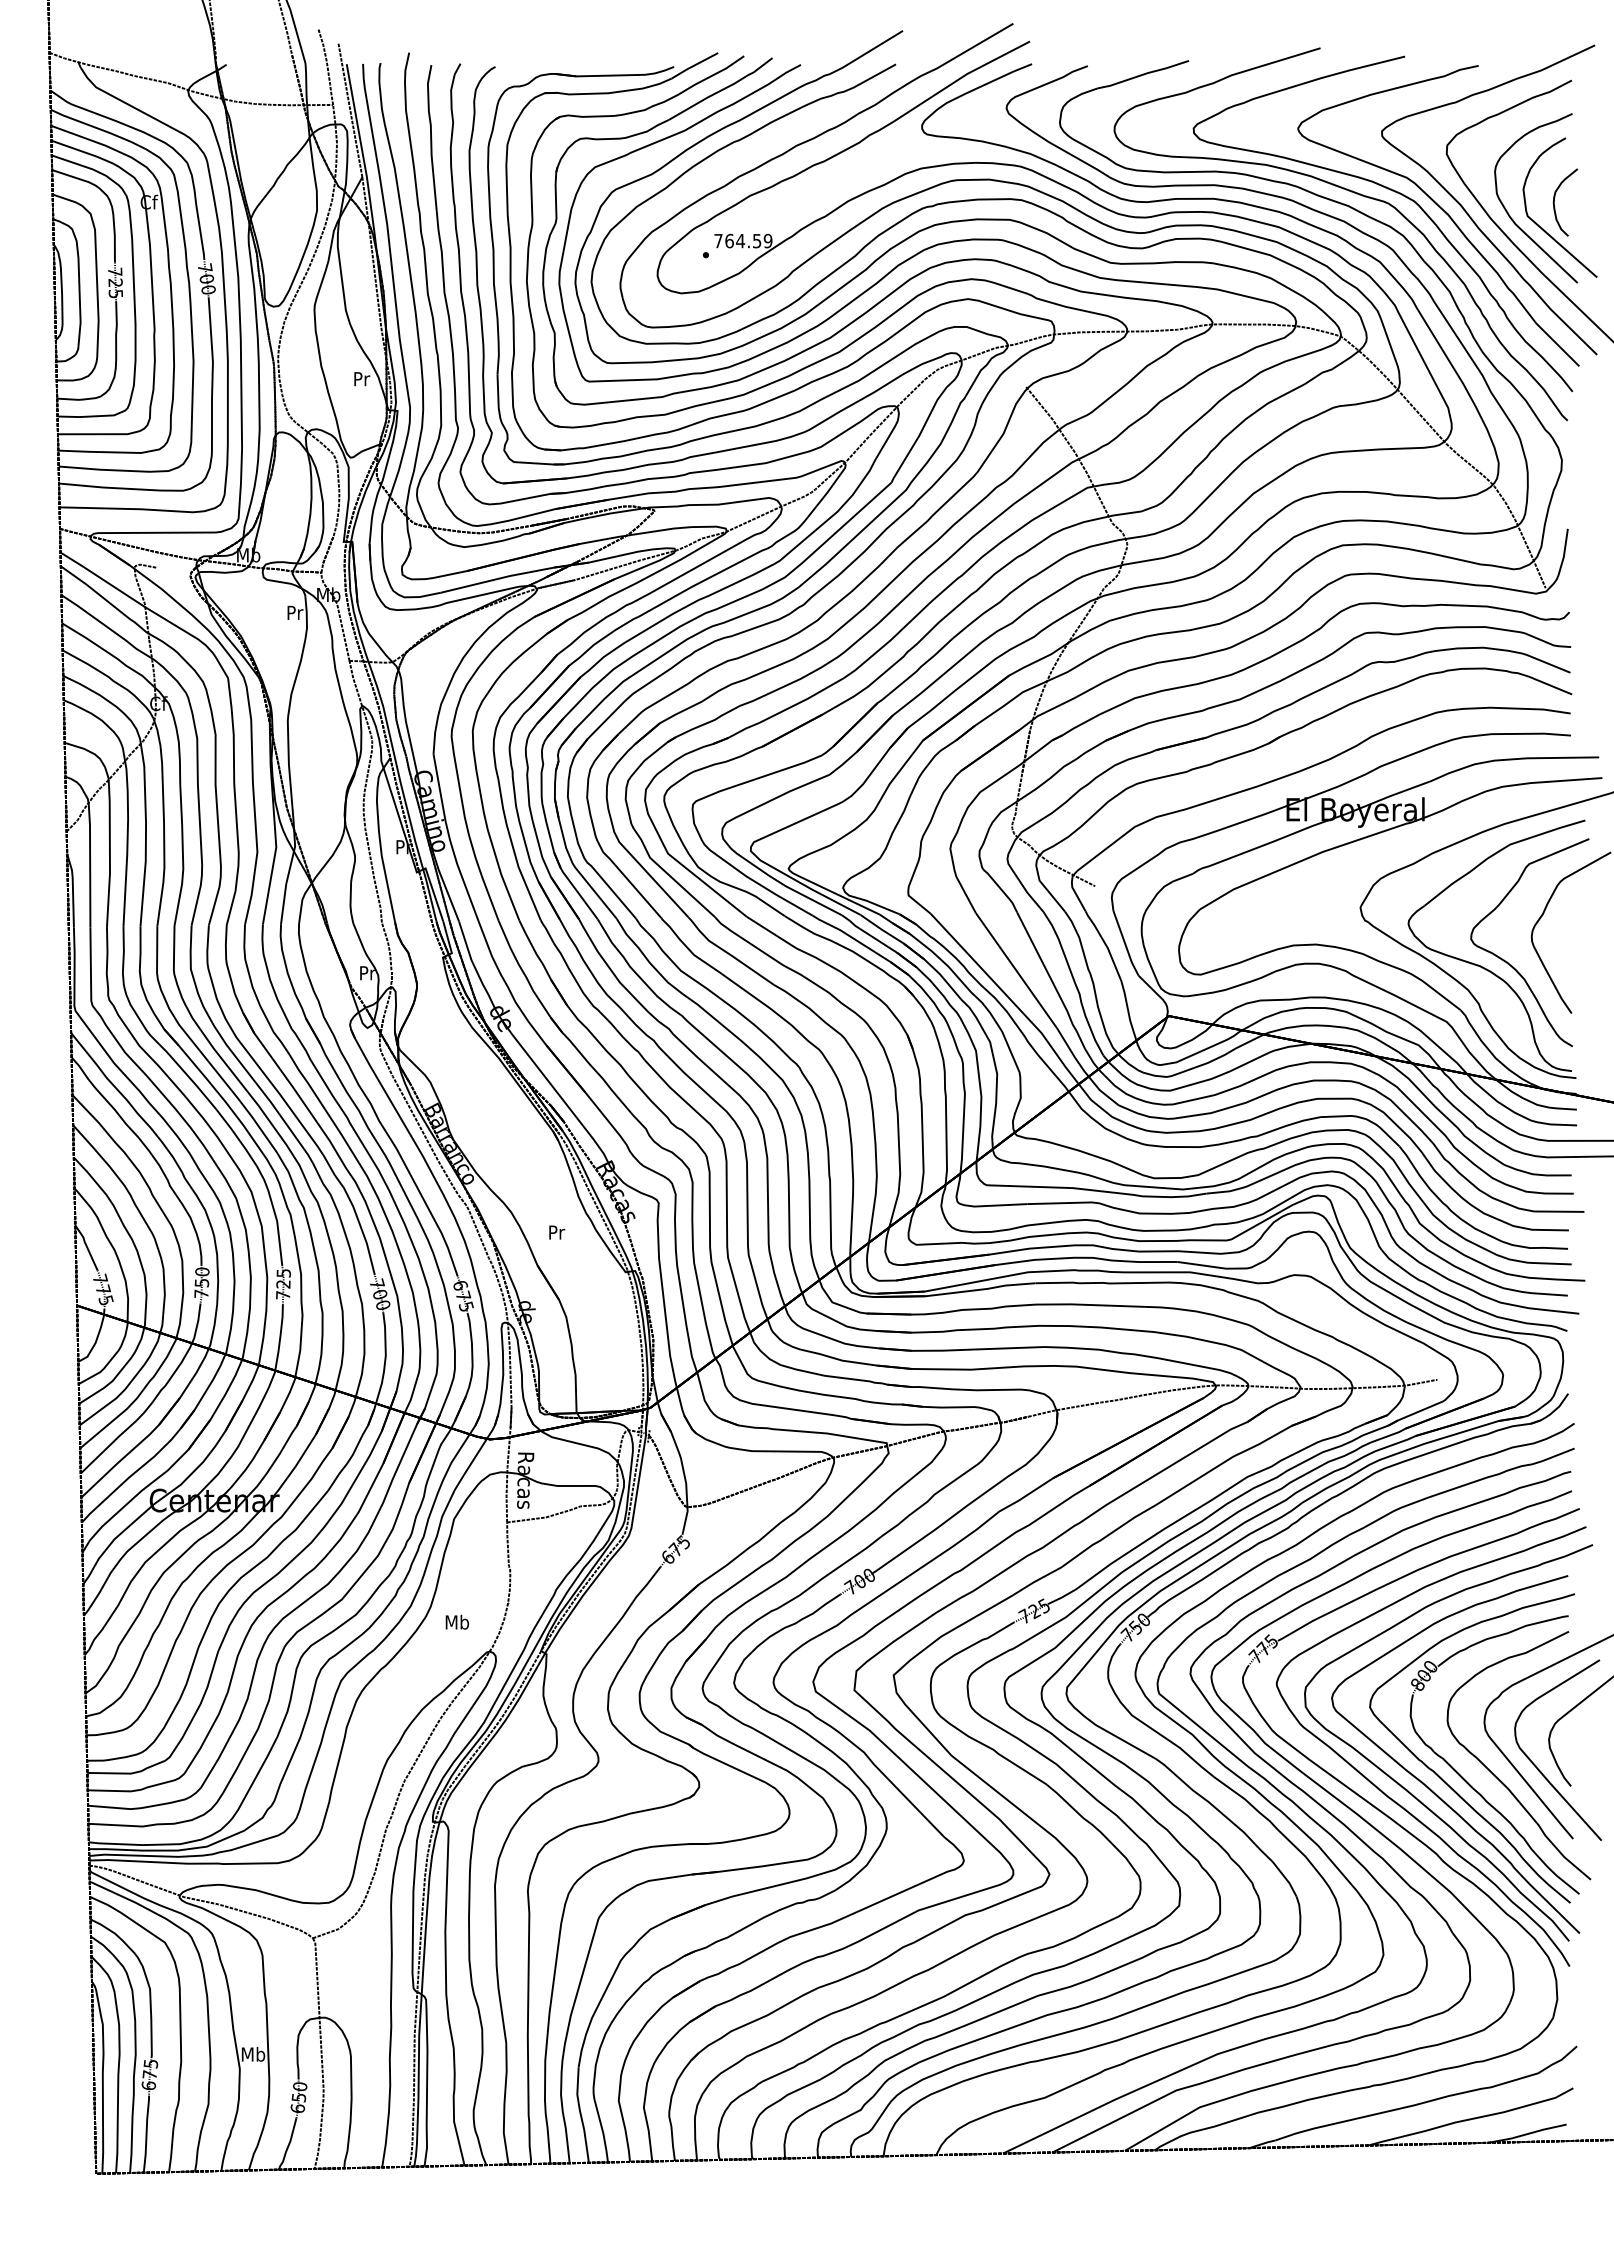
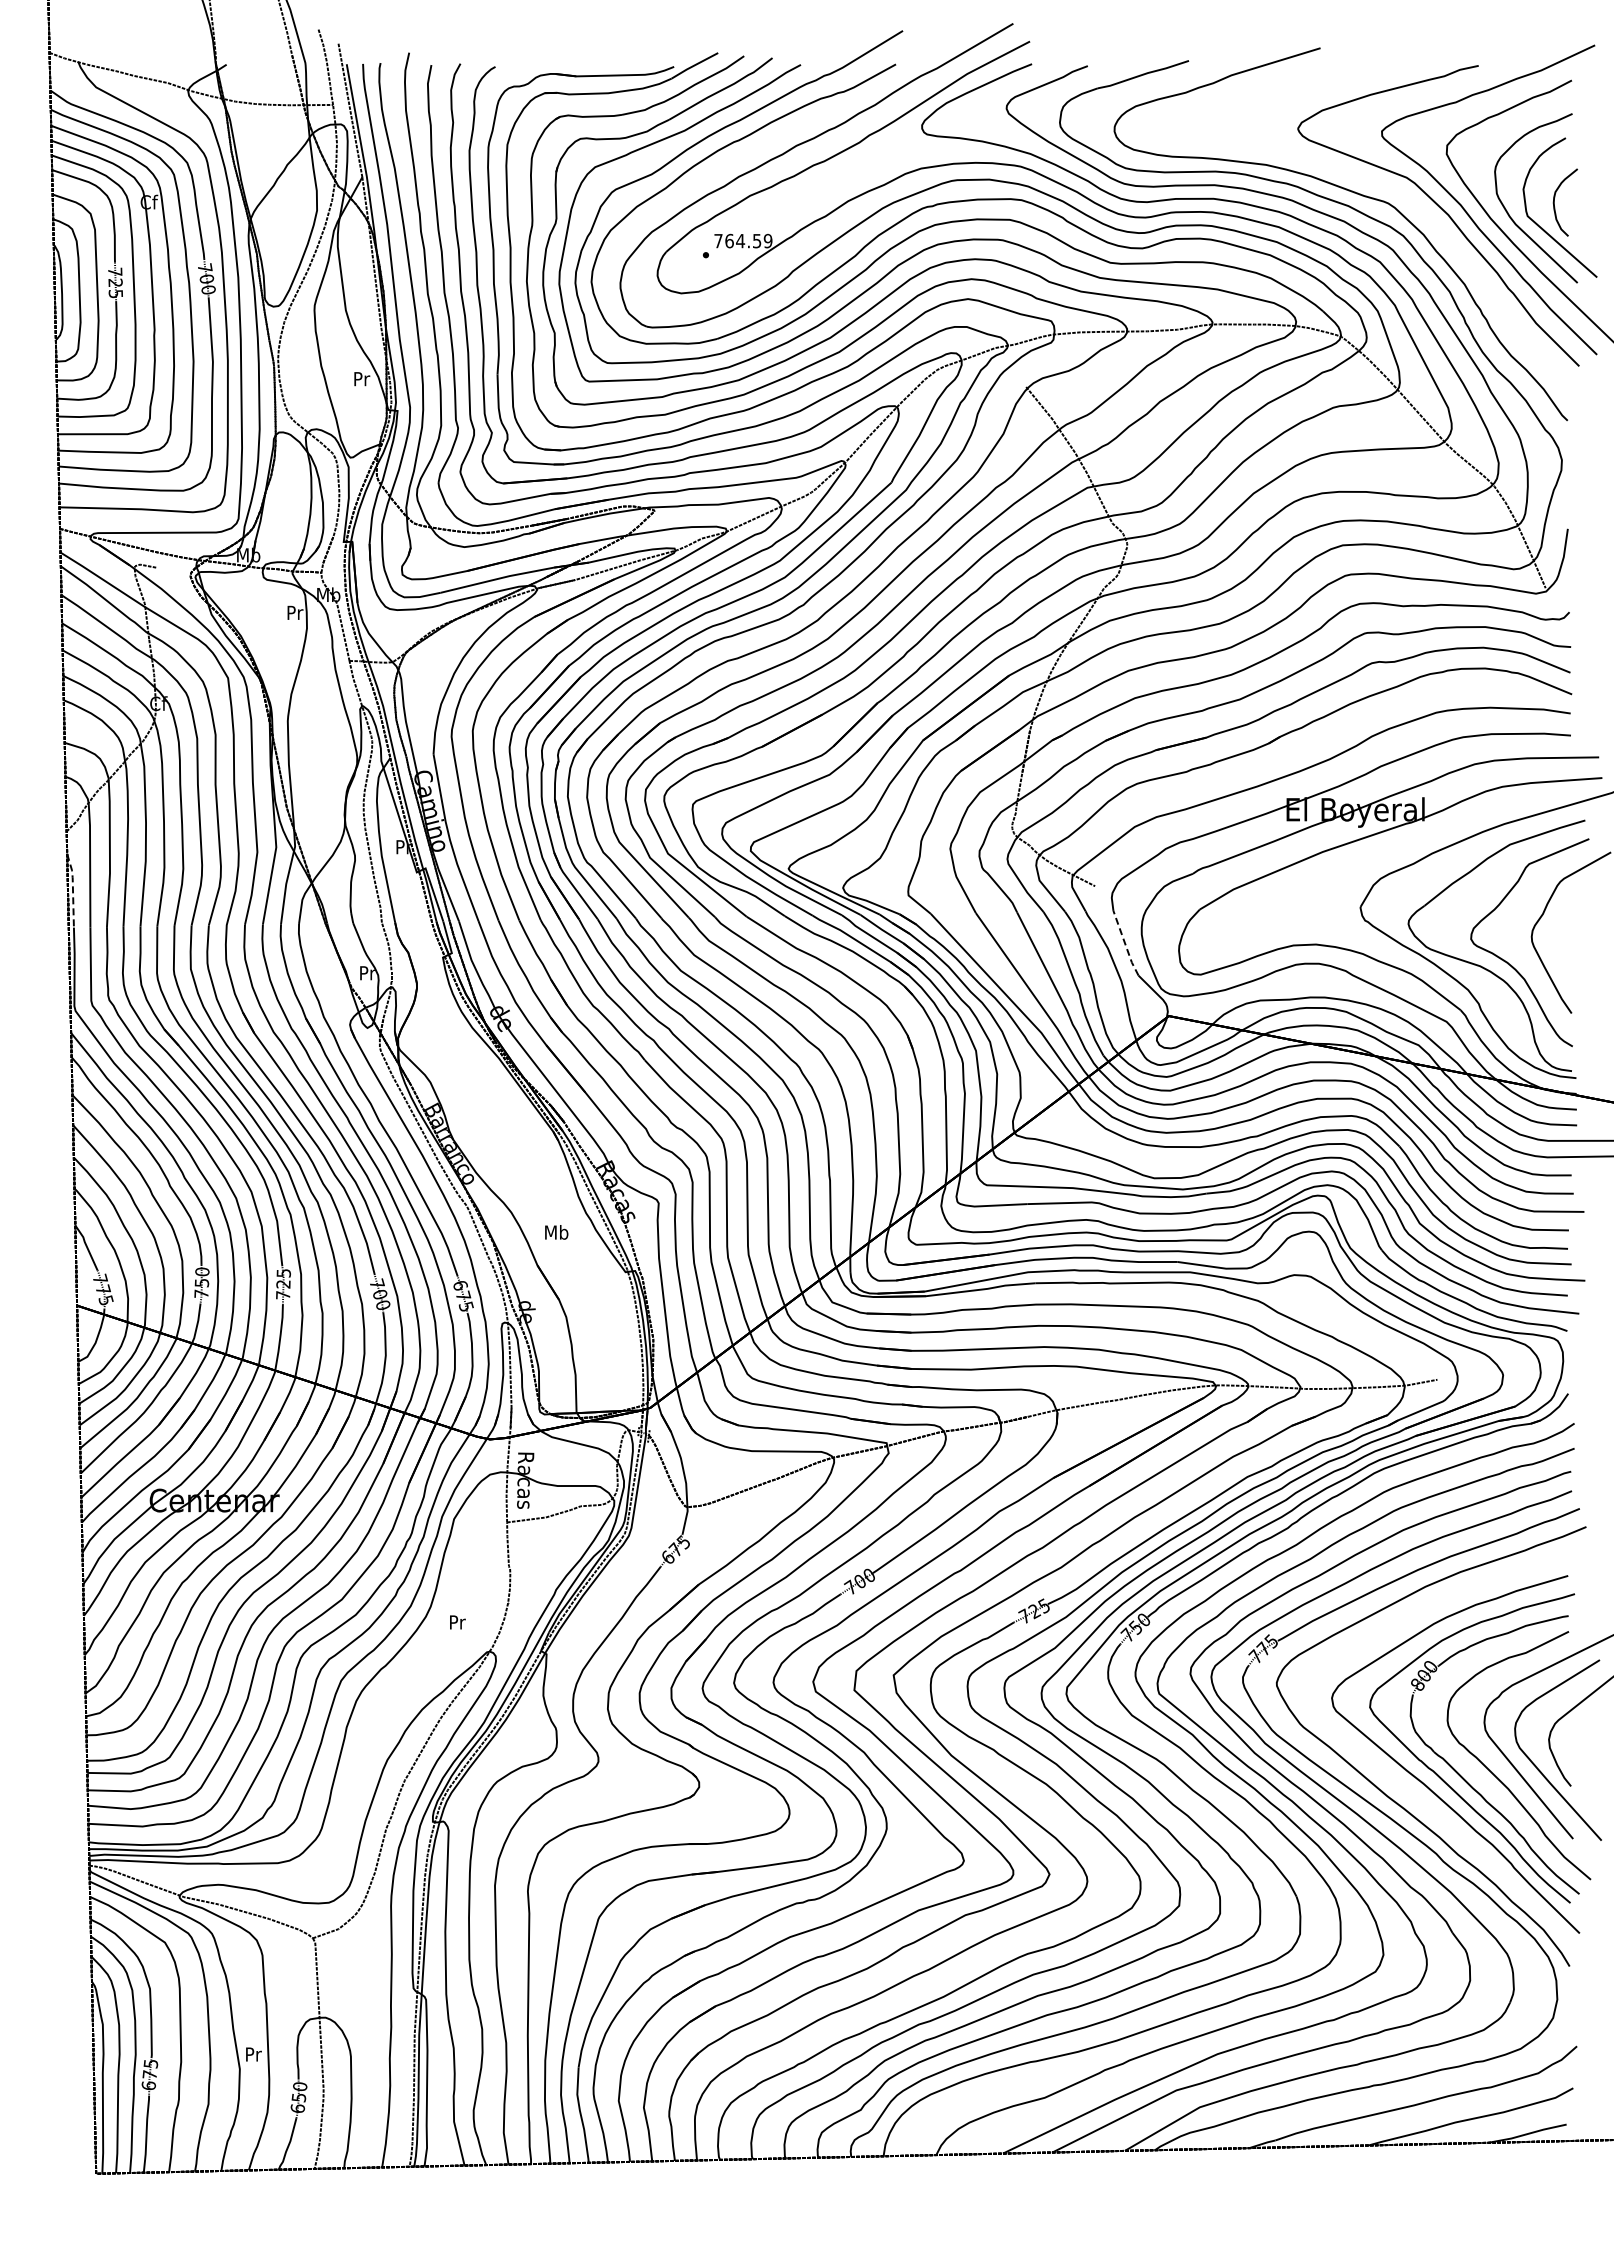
curve: present -> none (1394, 192)
line: solid -> dashed (72, 889)
line: solid -> dashed (1125, 943)
text: Pr -> Mb (556, 1232)
text: Mb -> Pr (457, 1621)
curve: present -> none (1407, 1789)
text: Mb -> Pr (253, 2054)
